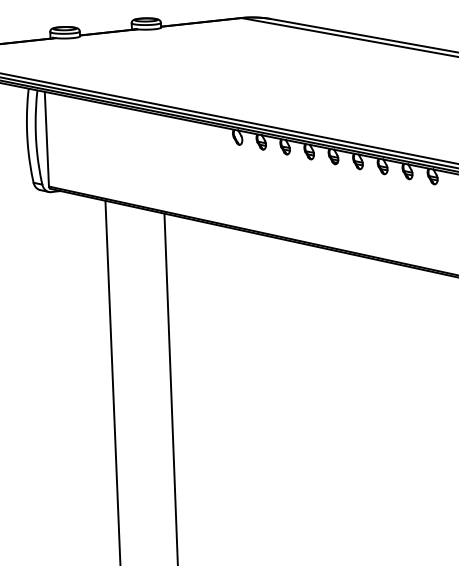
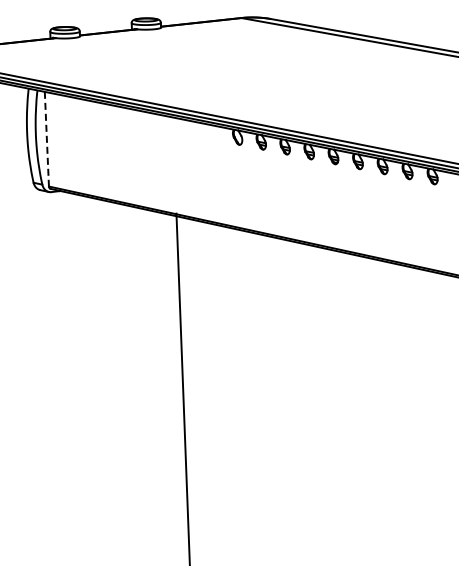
line: solid -> dashed (46, 139)
line: present -> none (112, 381)
line position: (170, 387) -> (182, 387) (182, 387)
